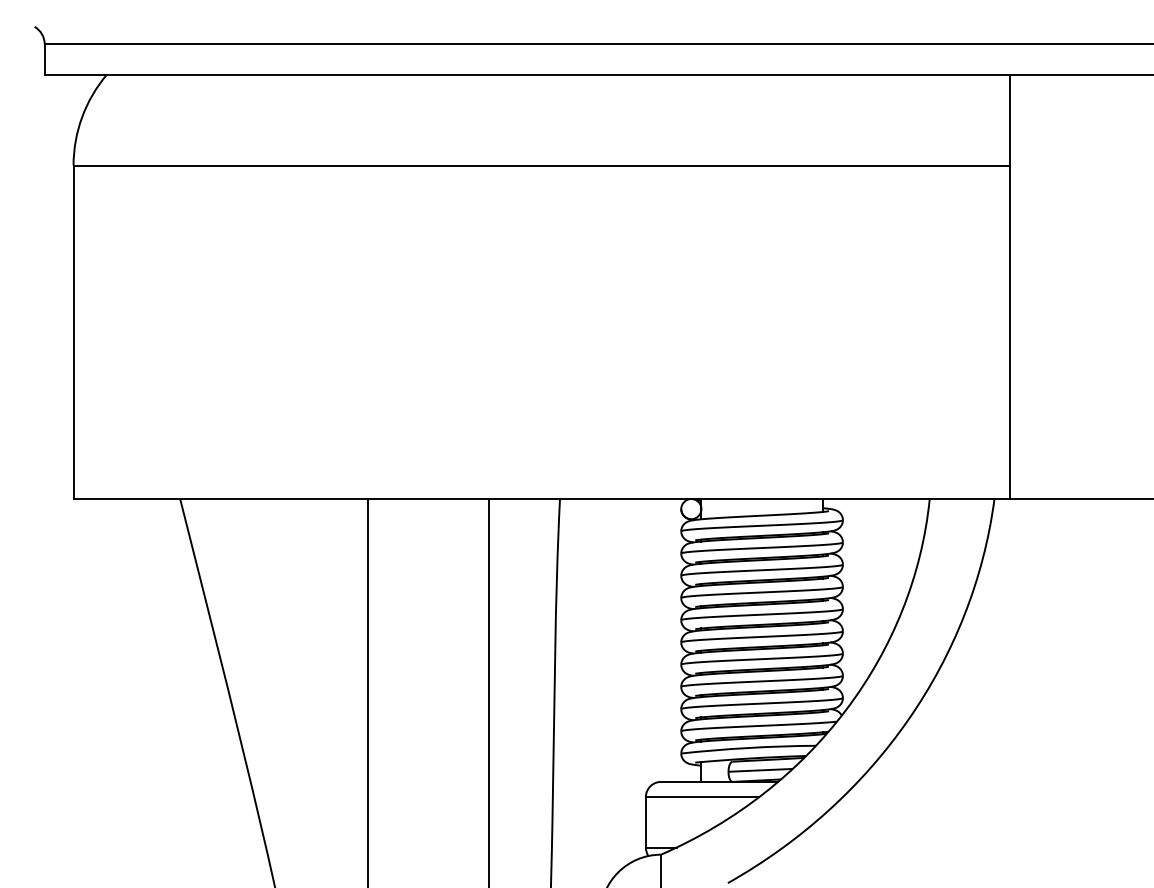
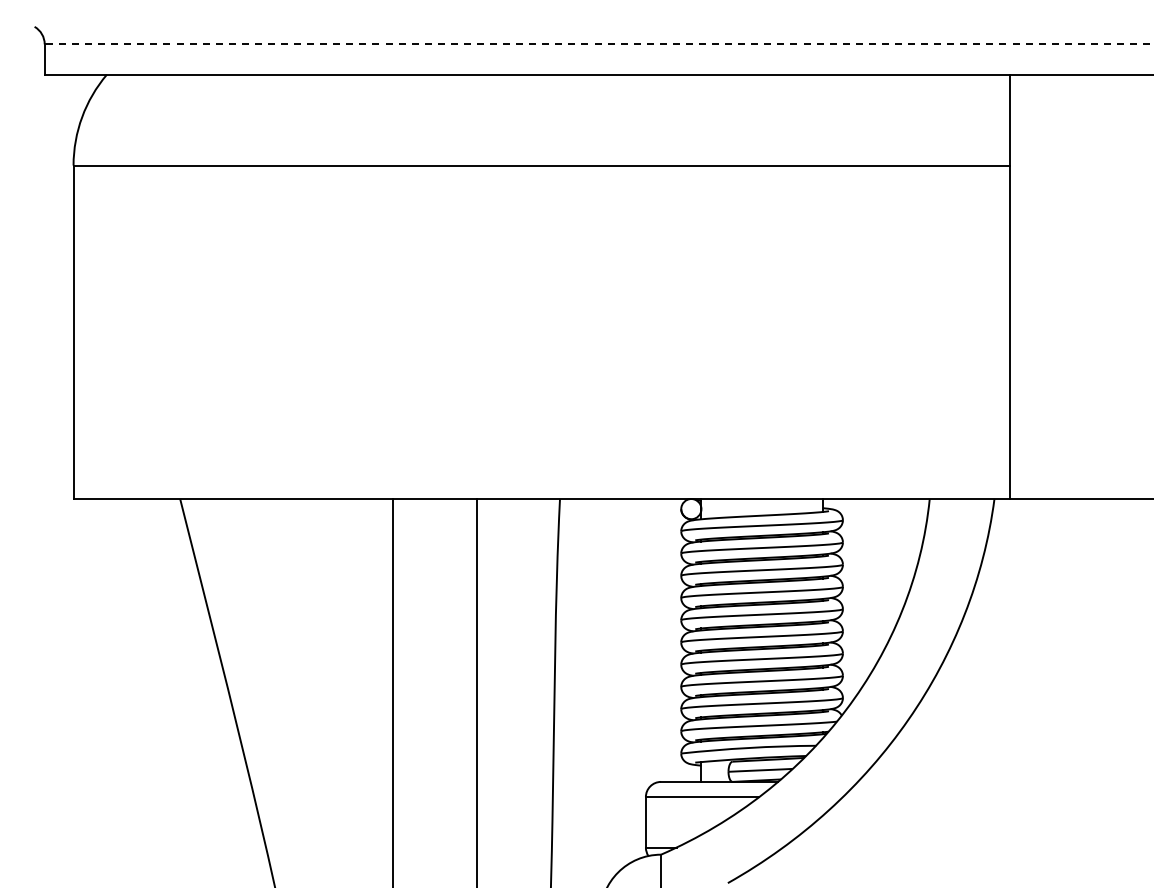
line: solid -> dashed (598, 44)
line position: (368, 691) -> (393, 691) (393, 691)
line position: (489, 691) -> (477, 691) (477, 691)
